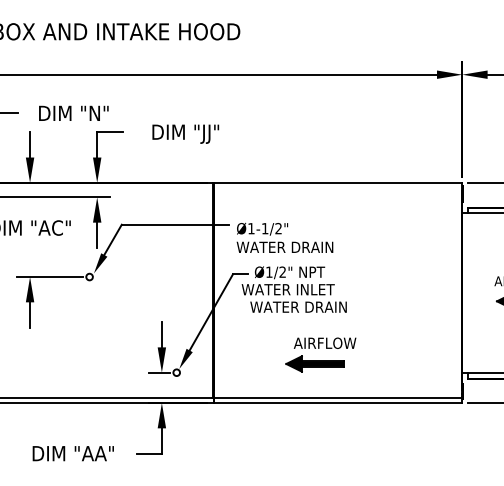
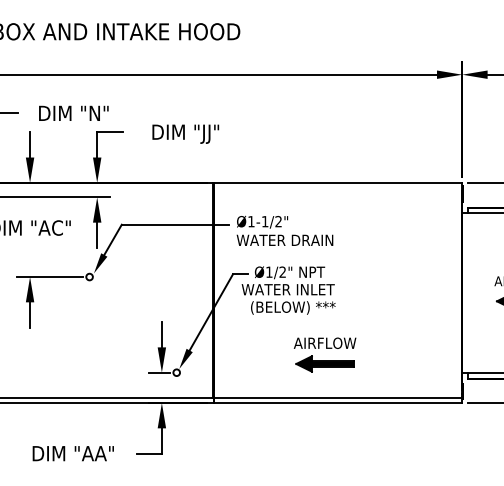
text position: (284, 237) -> (284, 230) (284, 230)
text: WATER DRAIN -> (BELOW) *** (298, 307)
part position: (314, 363) -> (324, 363) (324, 363)
